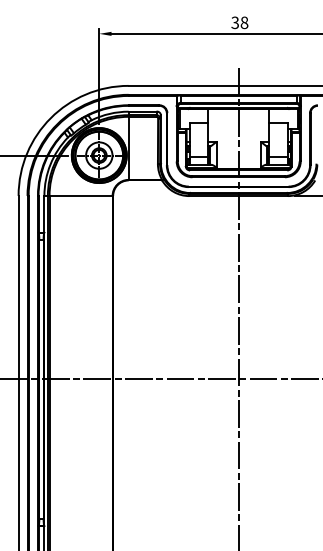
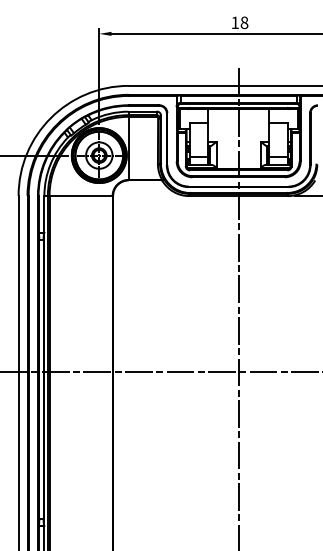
text: 38 -> 18 (234, 22)
line position: (160, 379) -> (160, 372) (160, 372)
